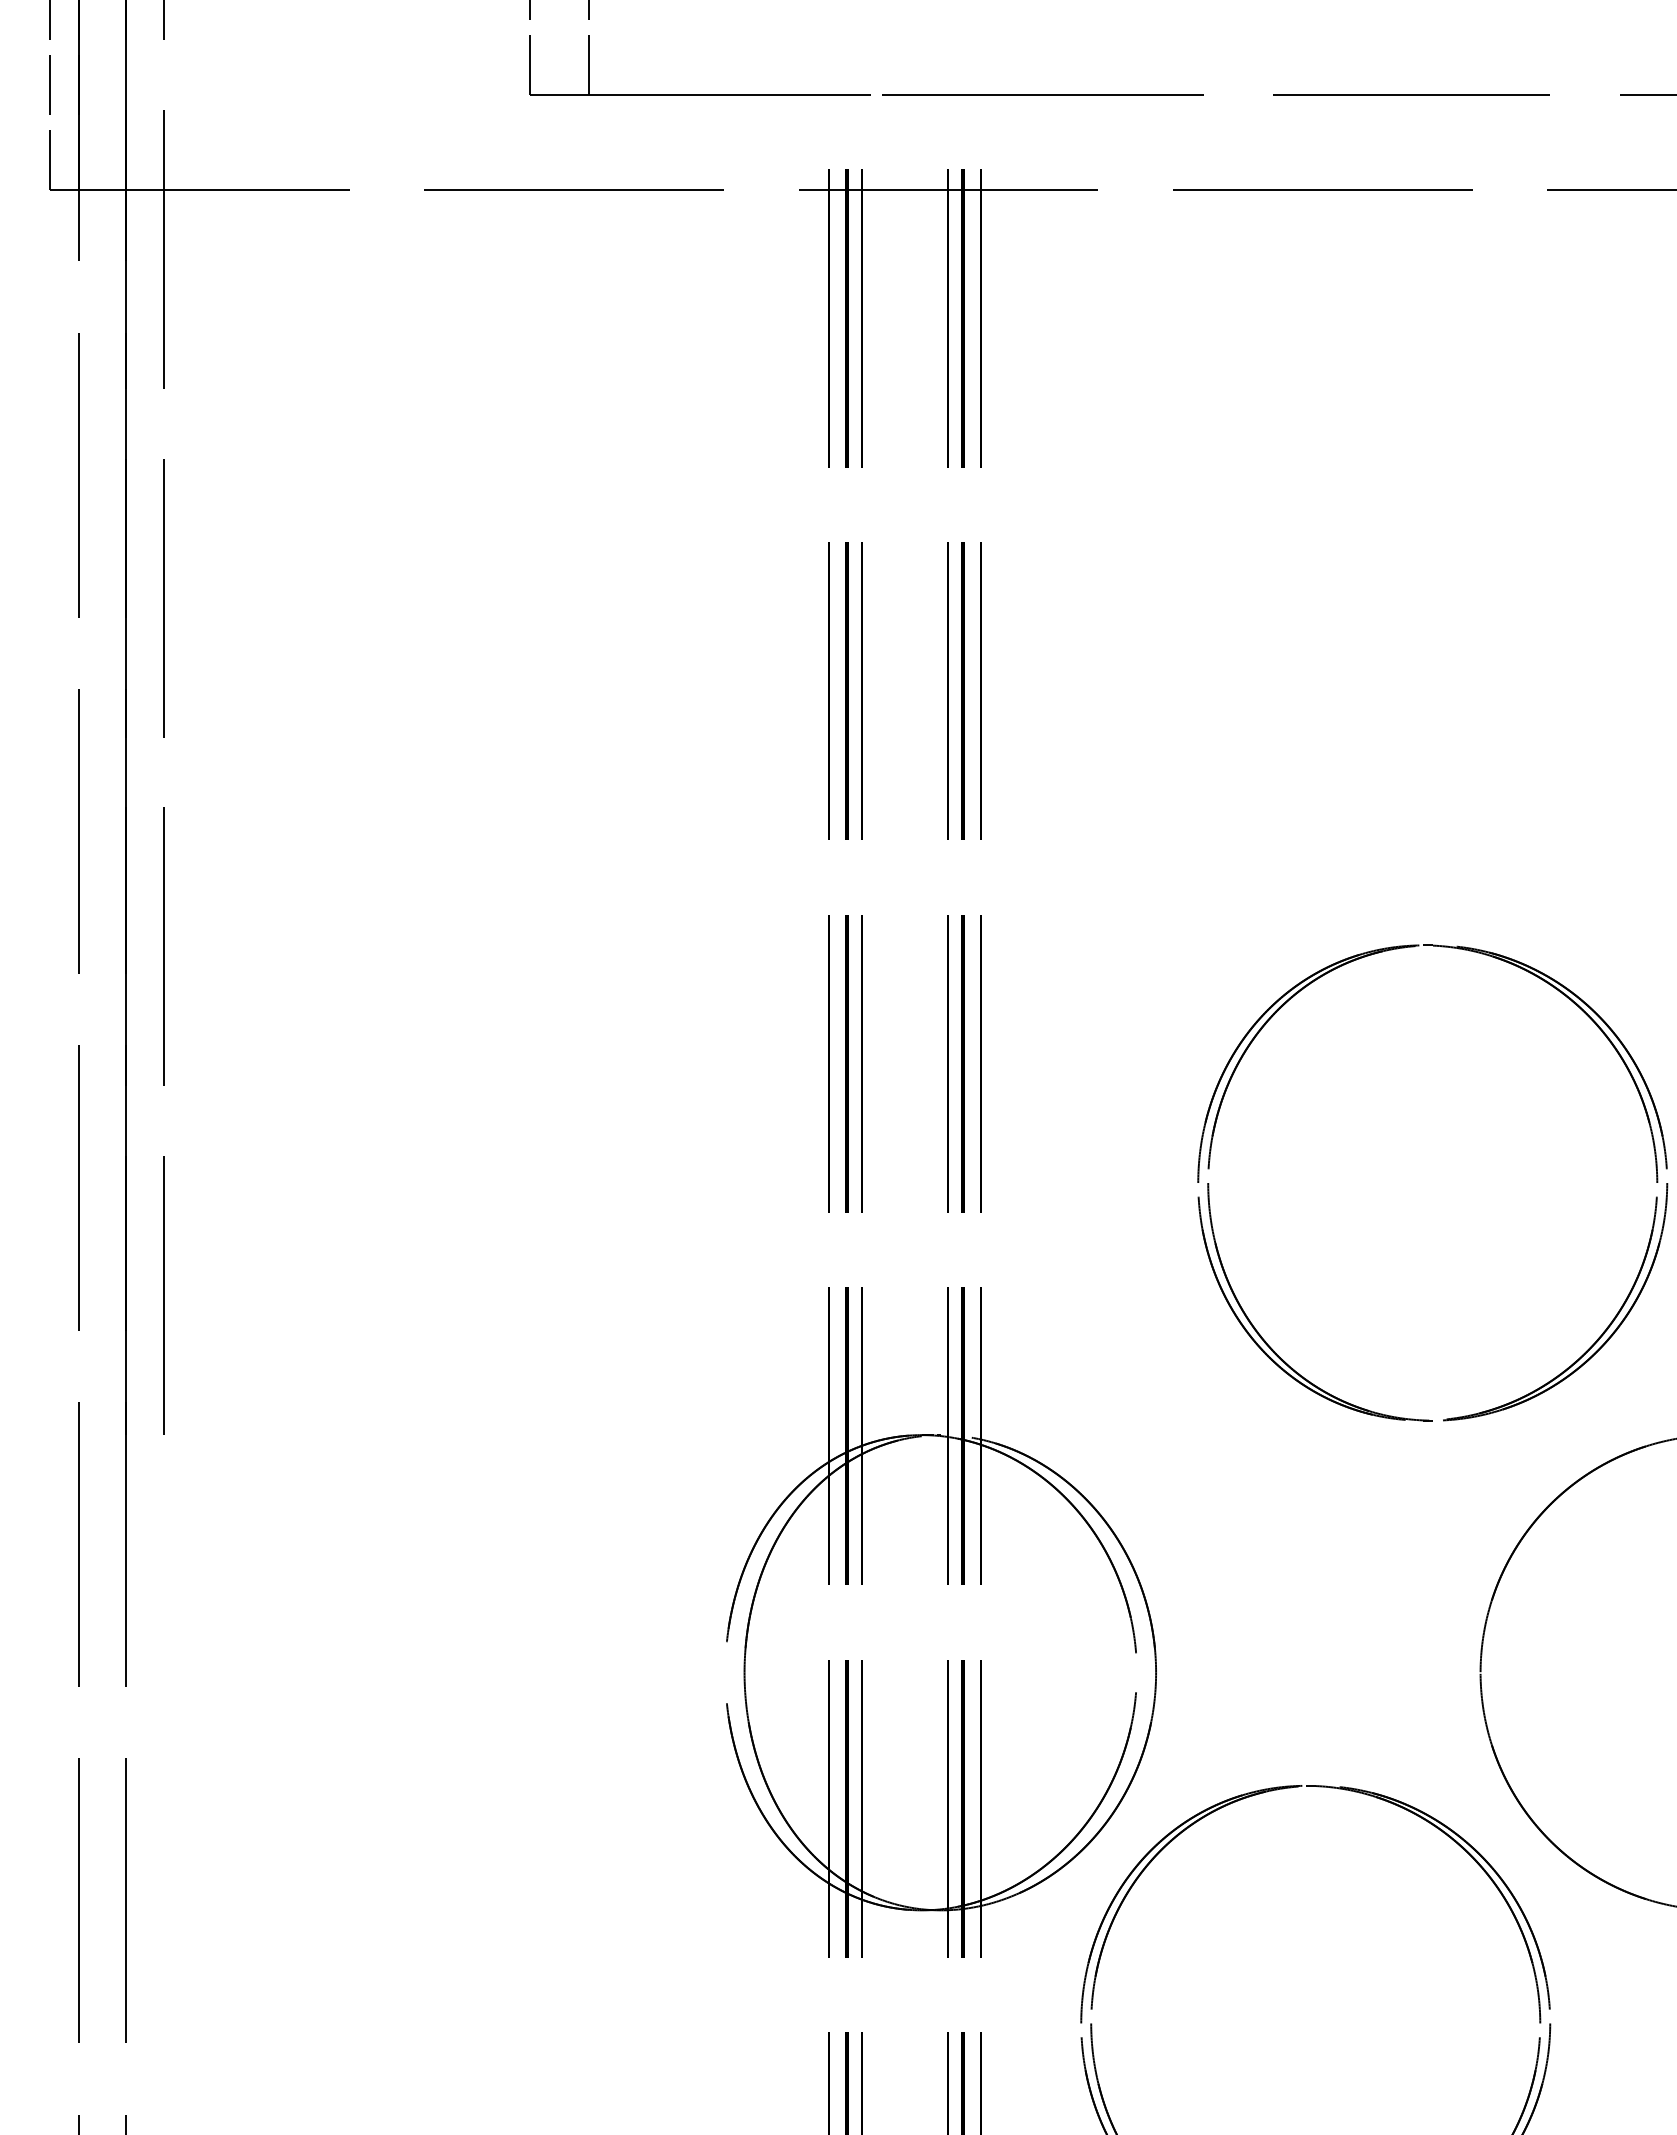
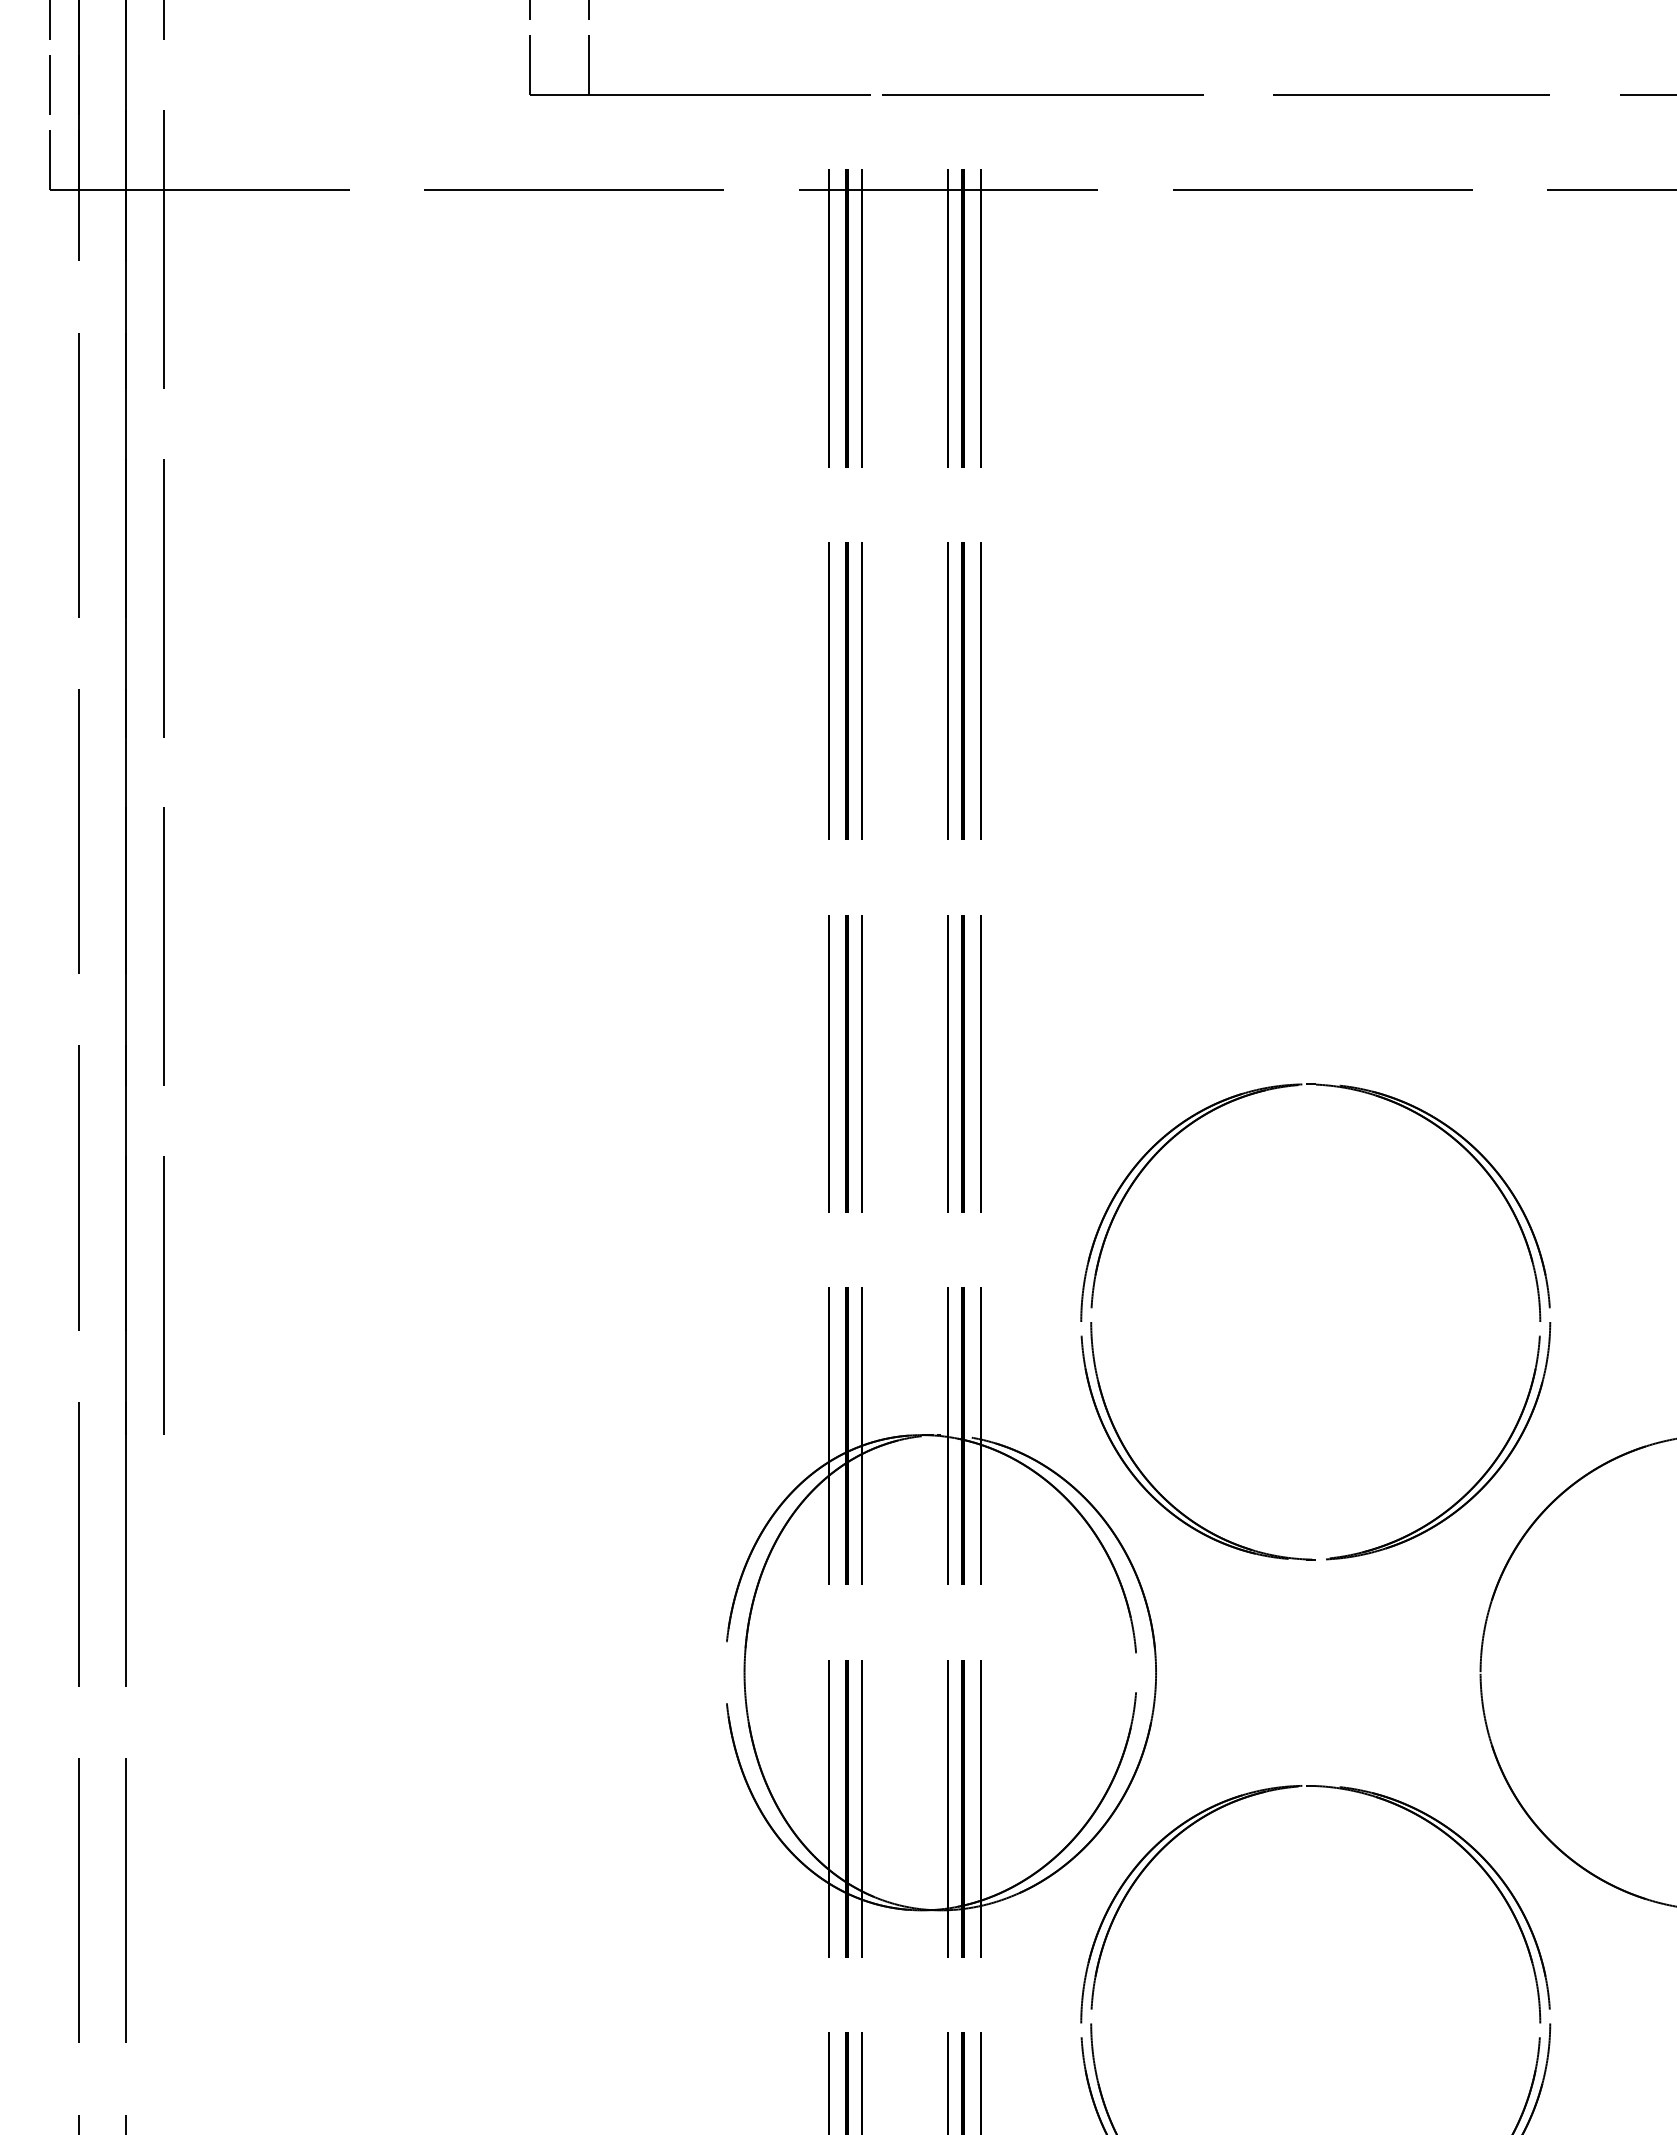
part position: (1209, 1183) -> (1092, 1322) (1092, 1322)
